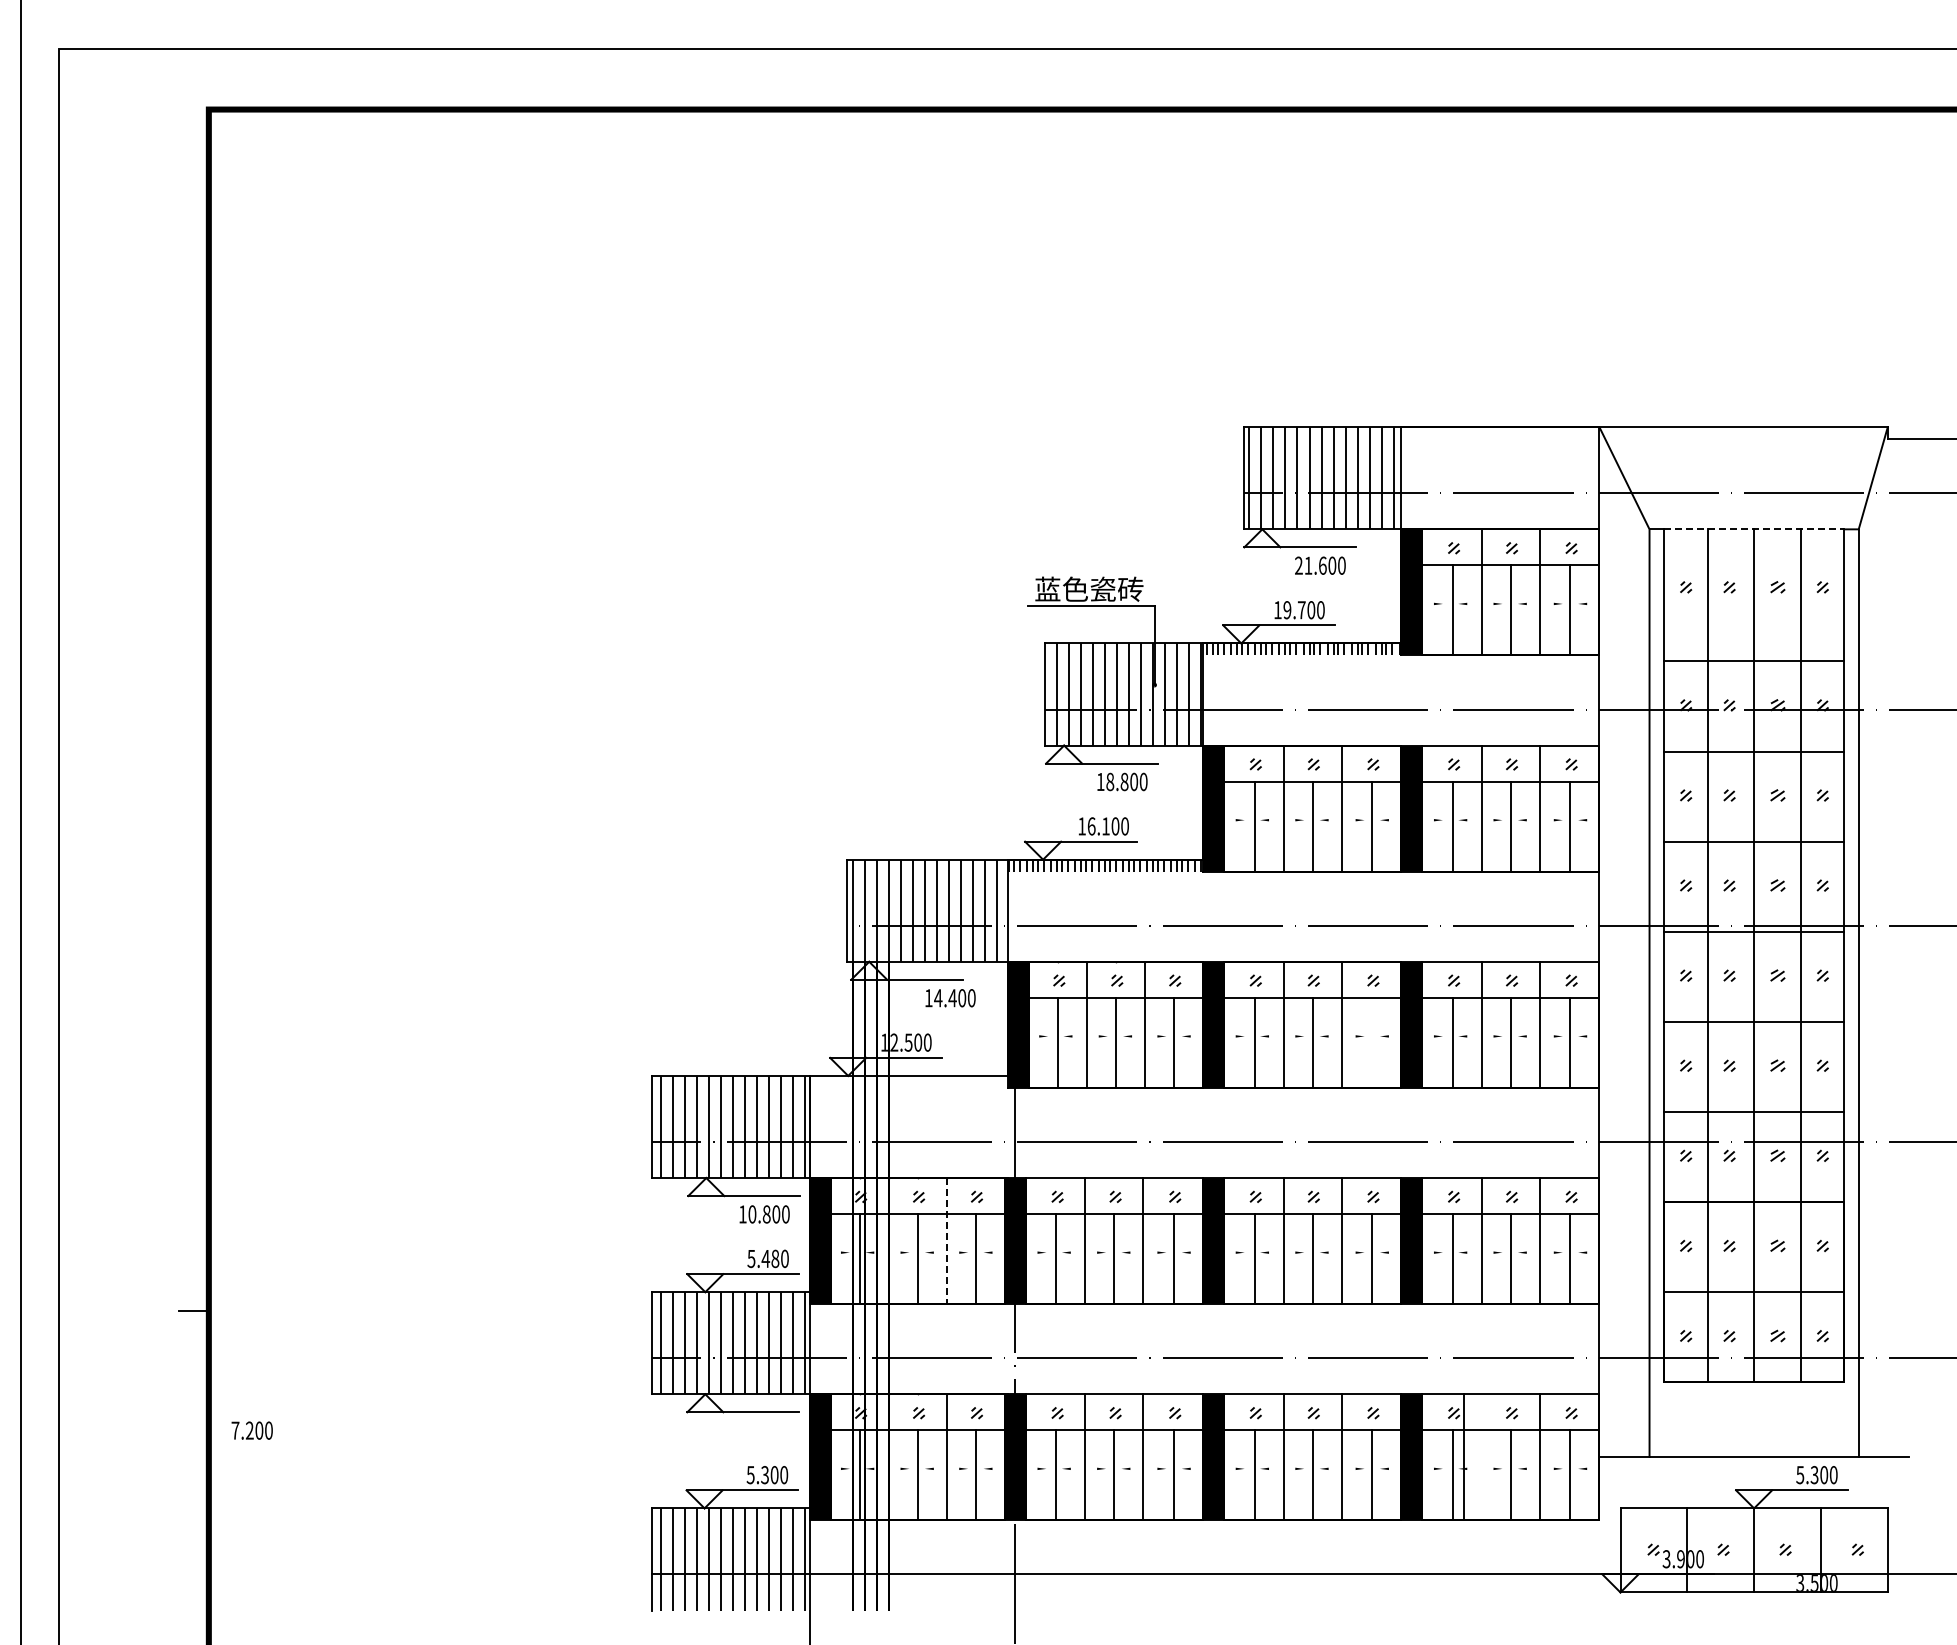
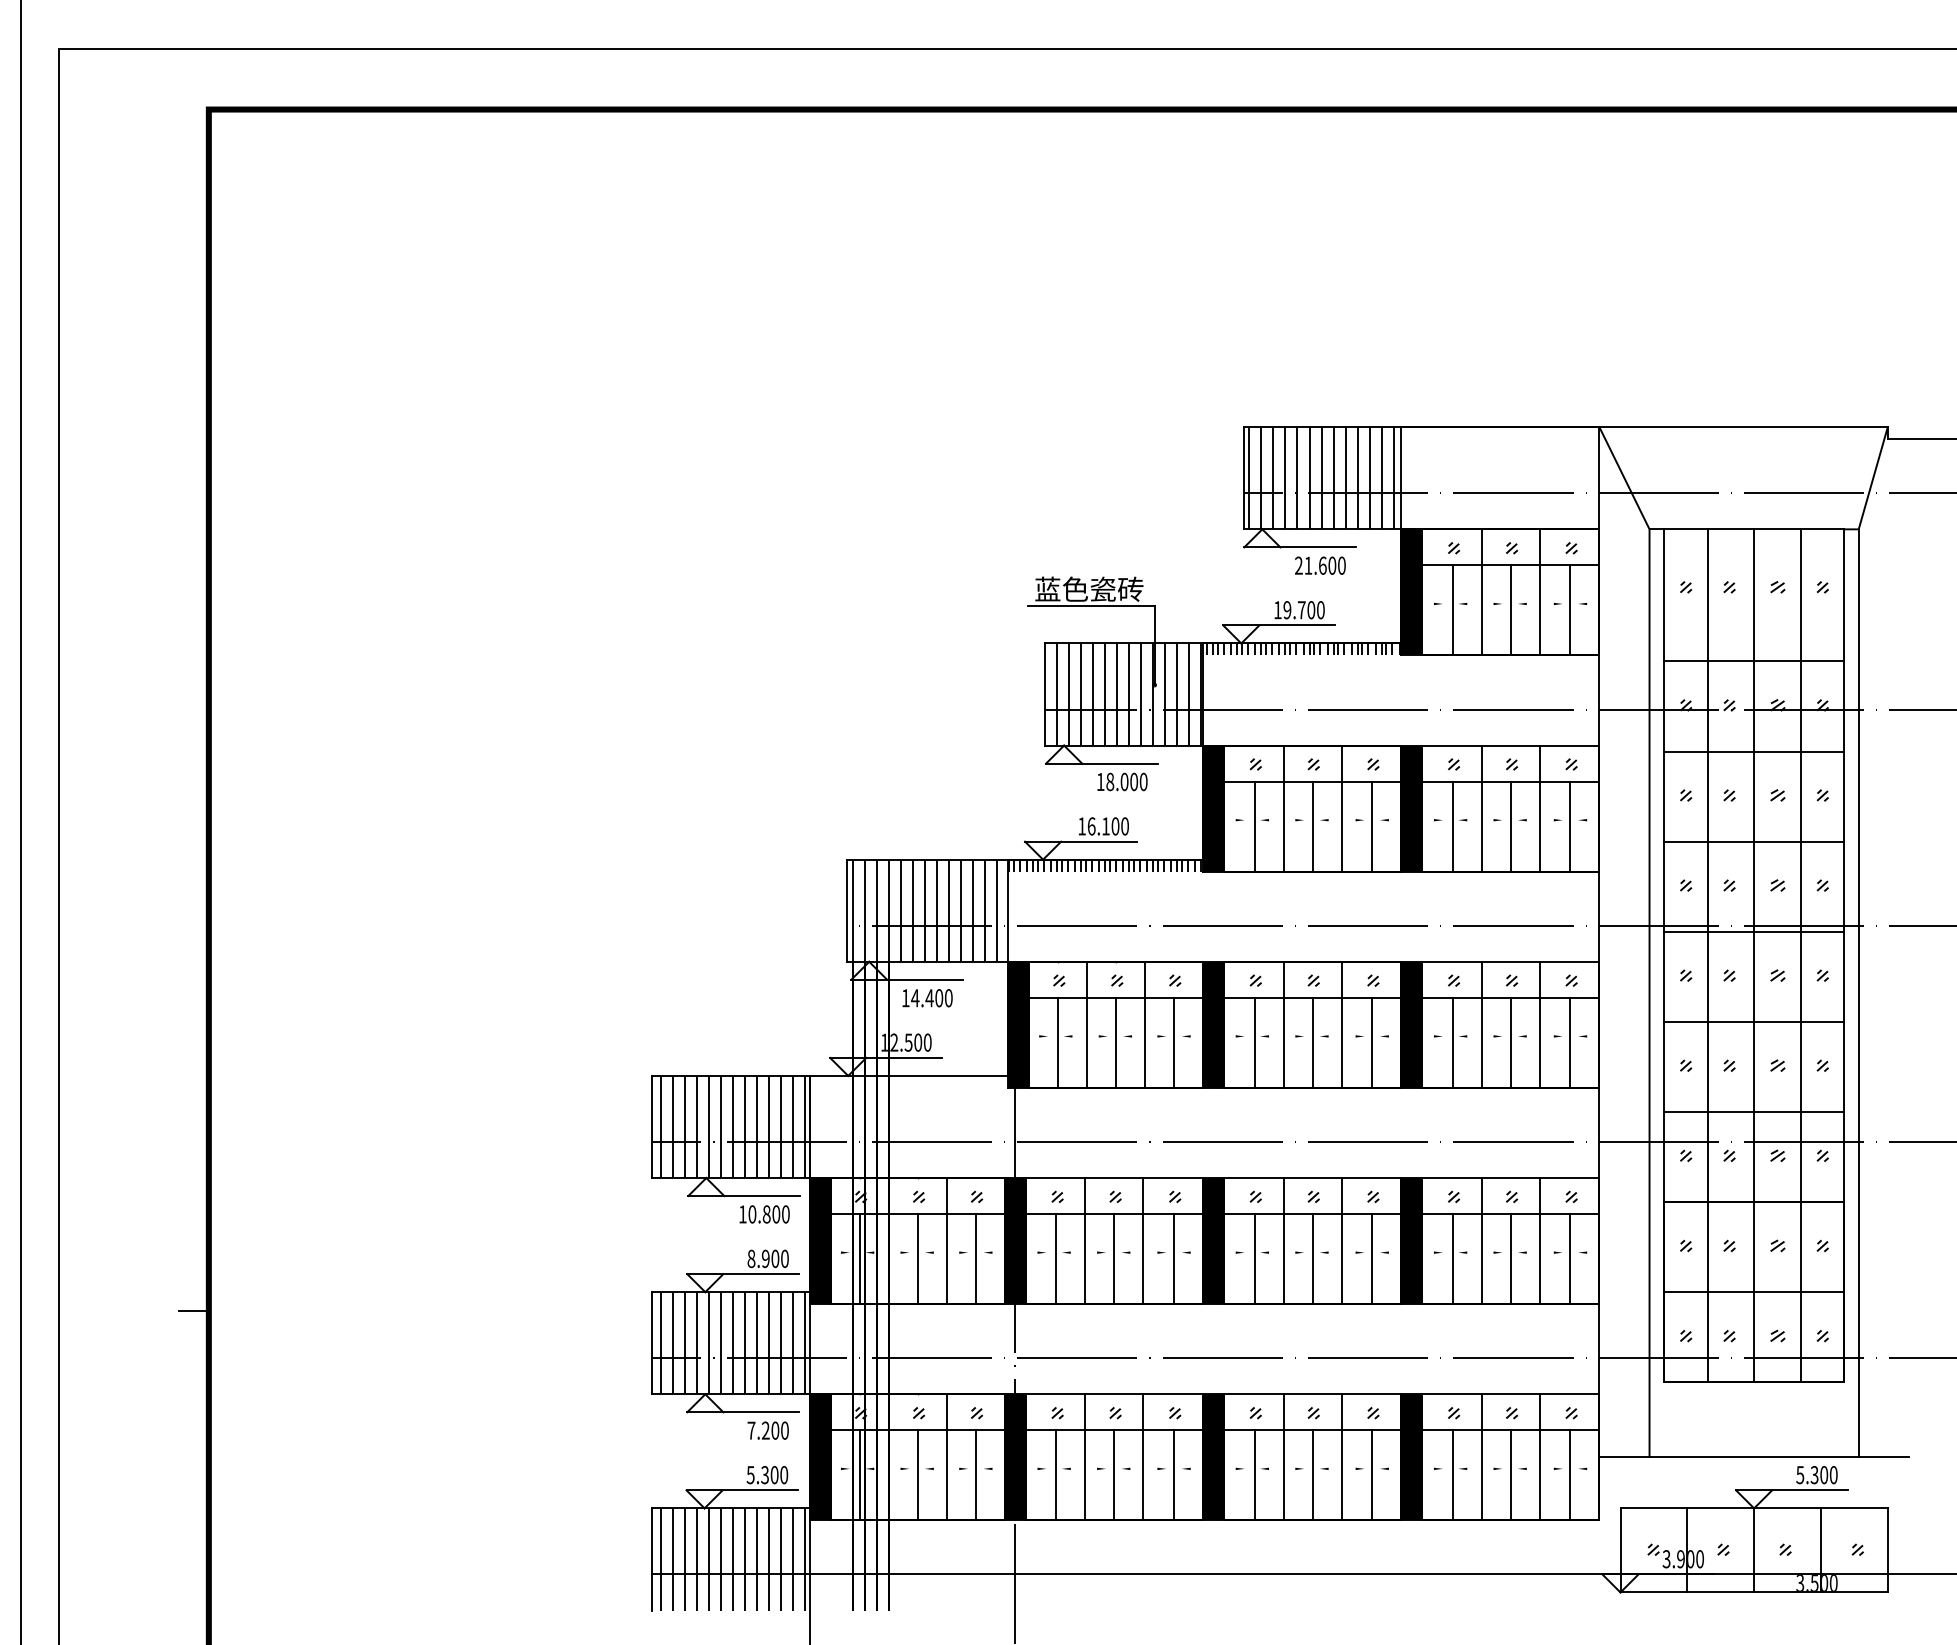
line: dashed -> solid (1754, 529)
text: 18.800 -> 18.000 (1124, 781)
text position: (950, 998) -> (927, 998) (927, 998)
line: none -> present (1372, 1042)
line: dashed -> solid (946, 1241)
text: 5.480 -> 8.900 (763, 1258)
text position: (251, 1430) -> (767, 1430) (767, 1430)
line position: (1463, 1457) -> (1481, 1457) (1481, 1457)
